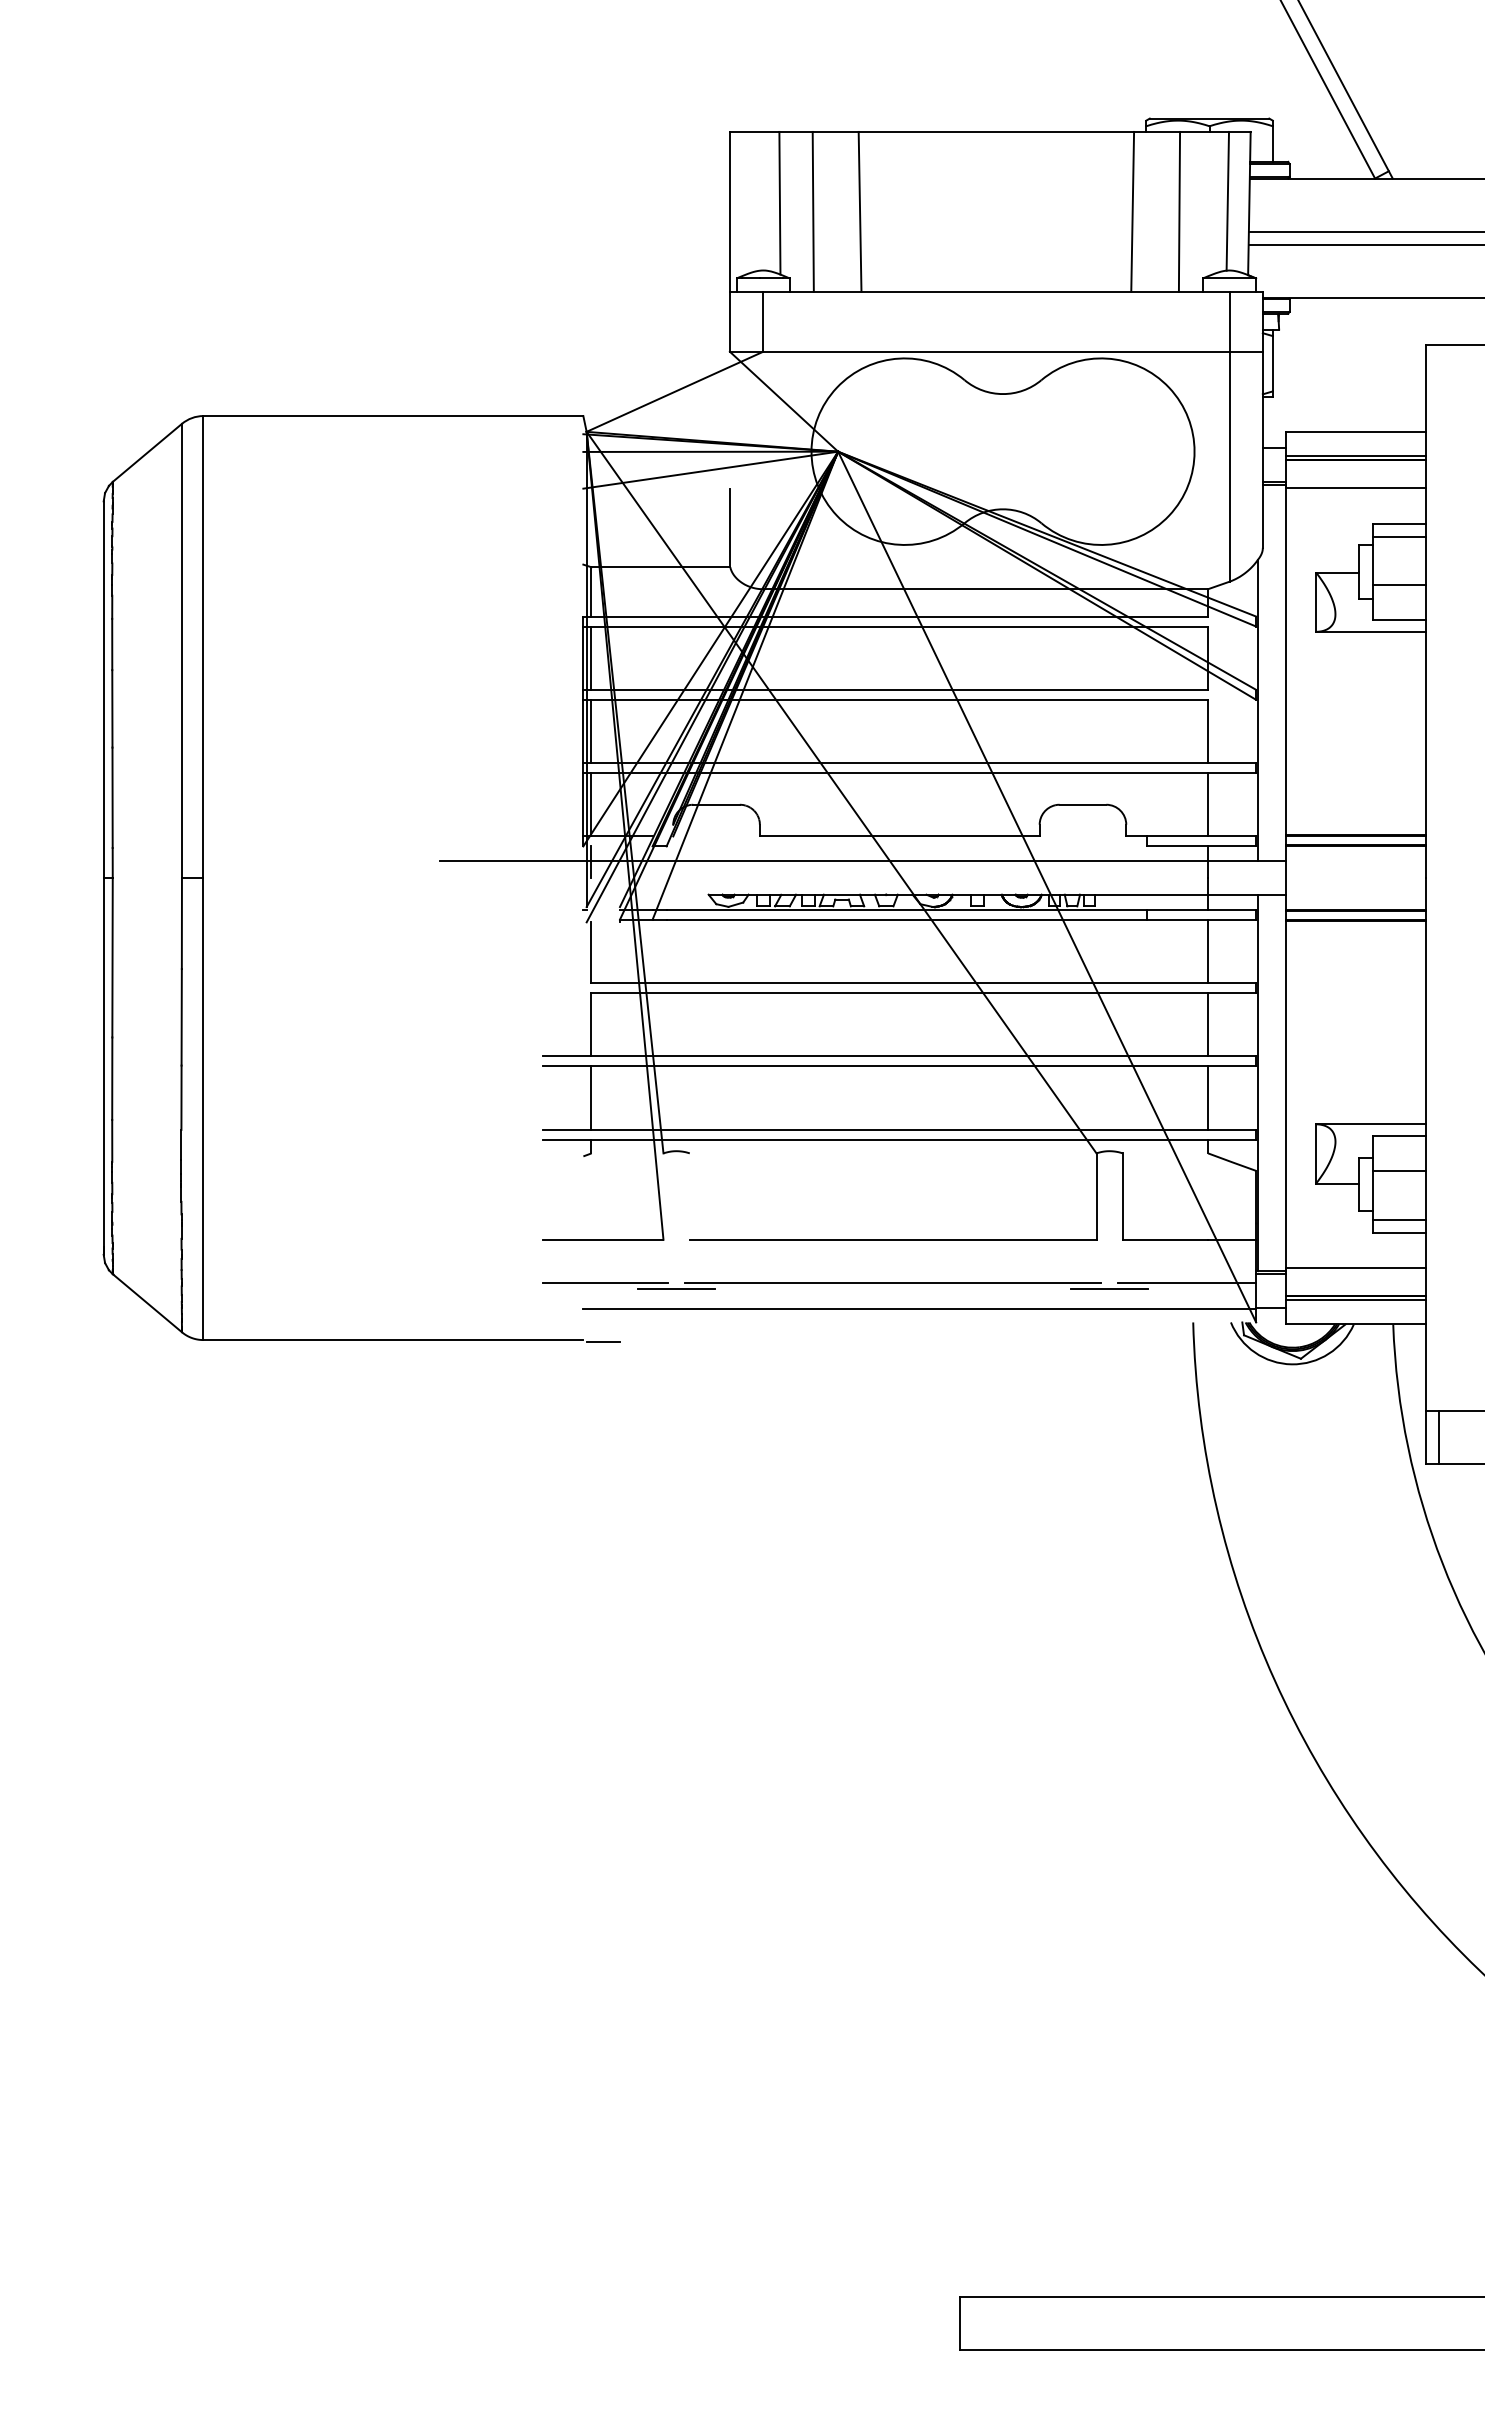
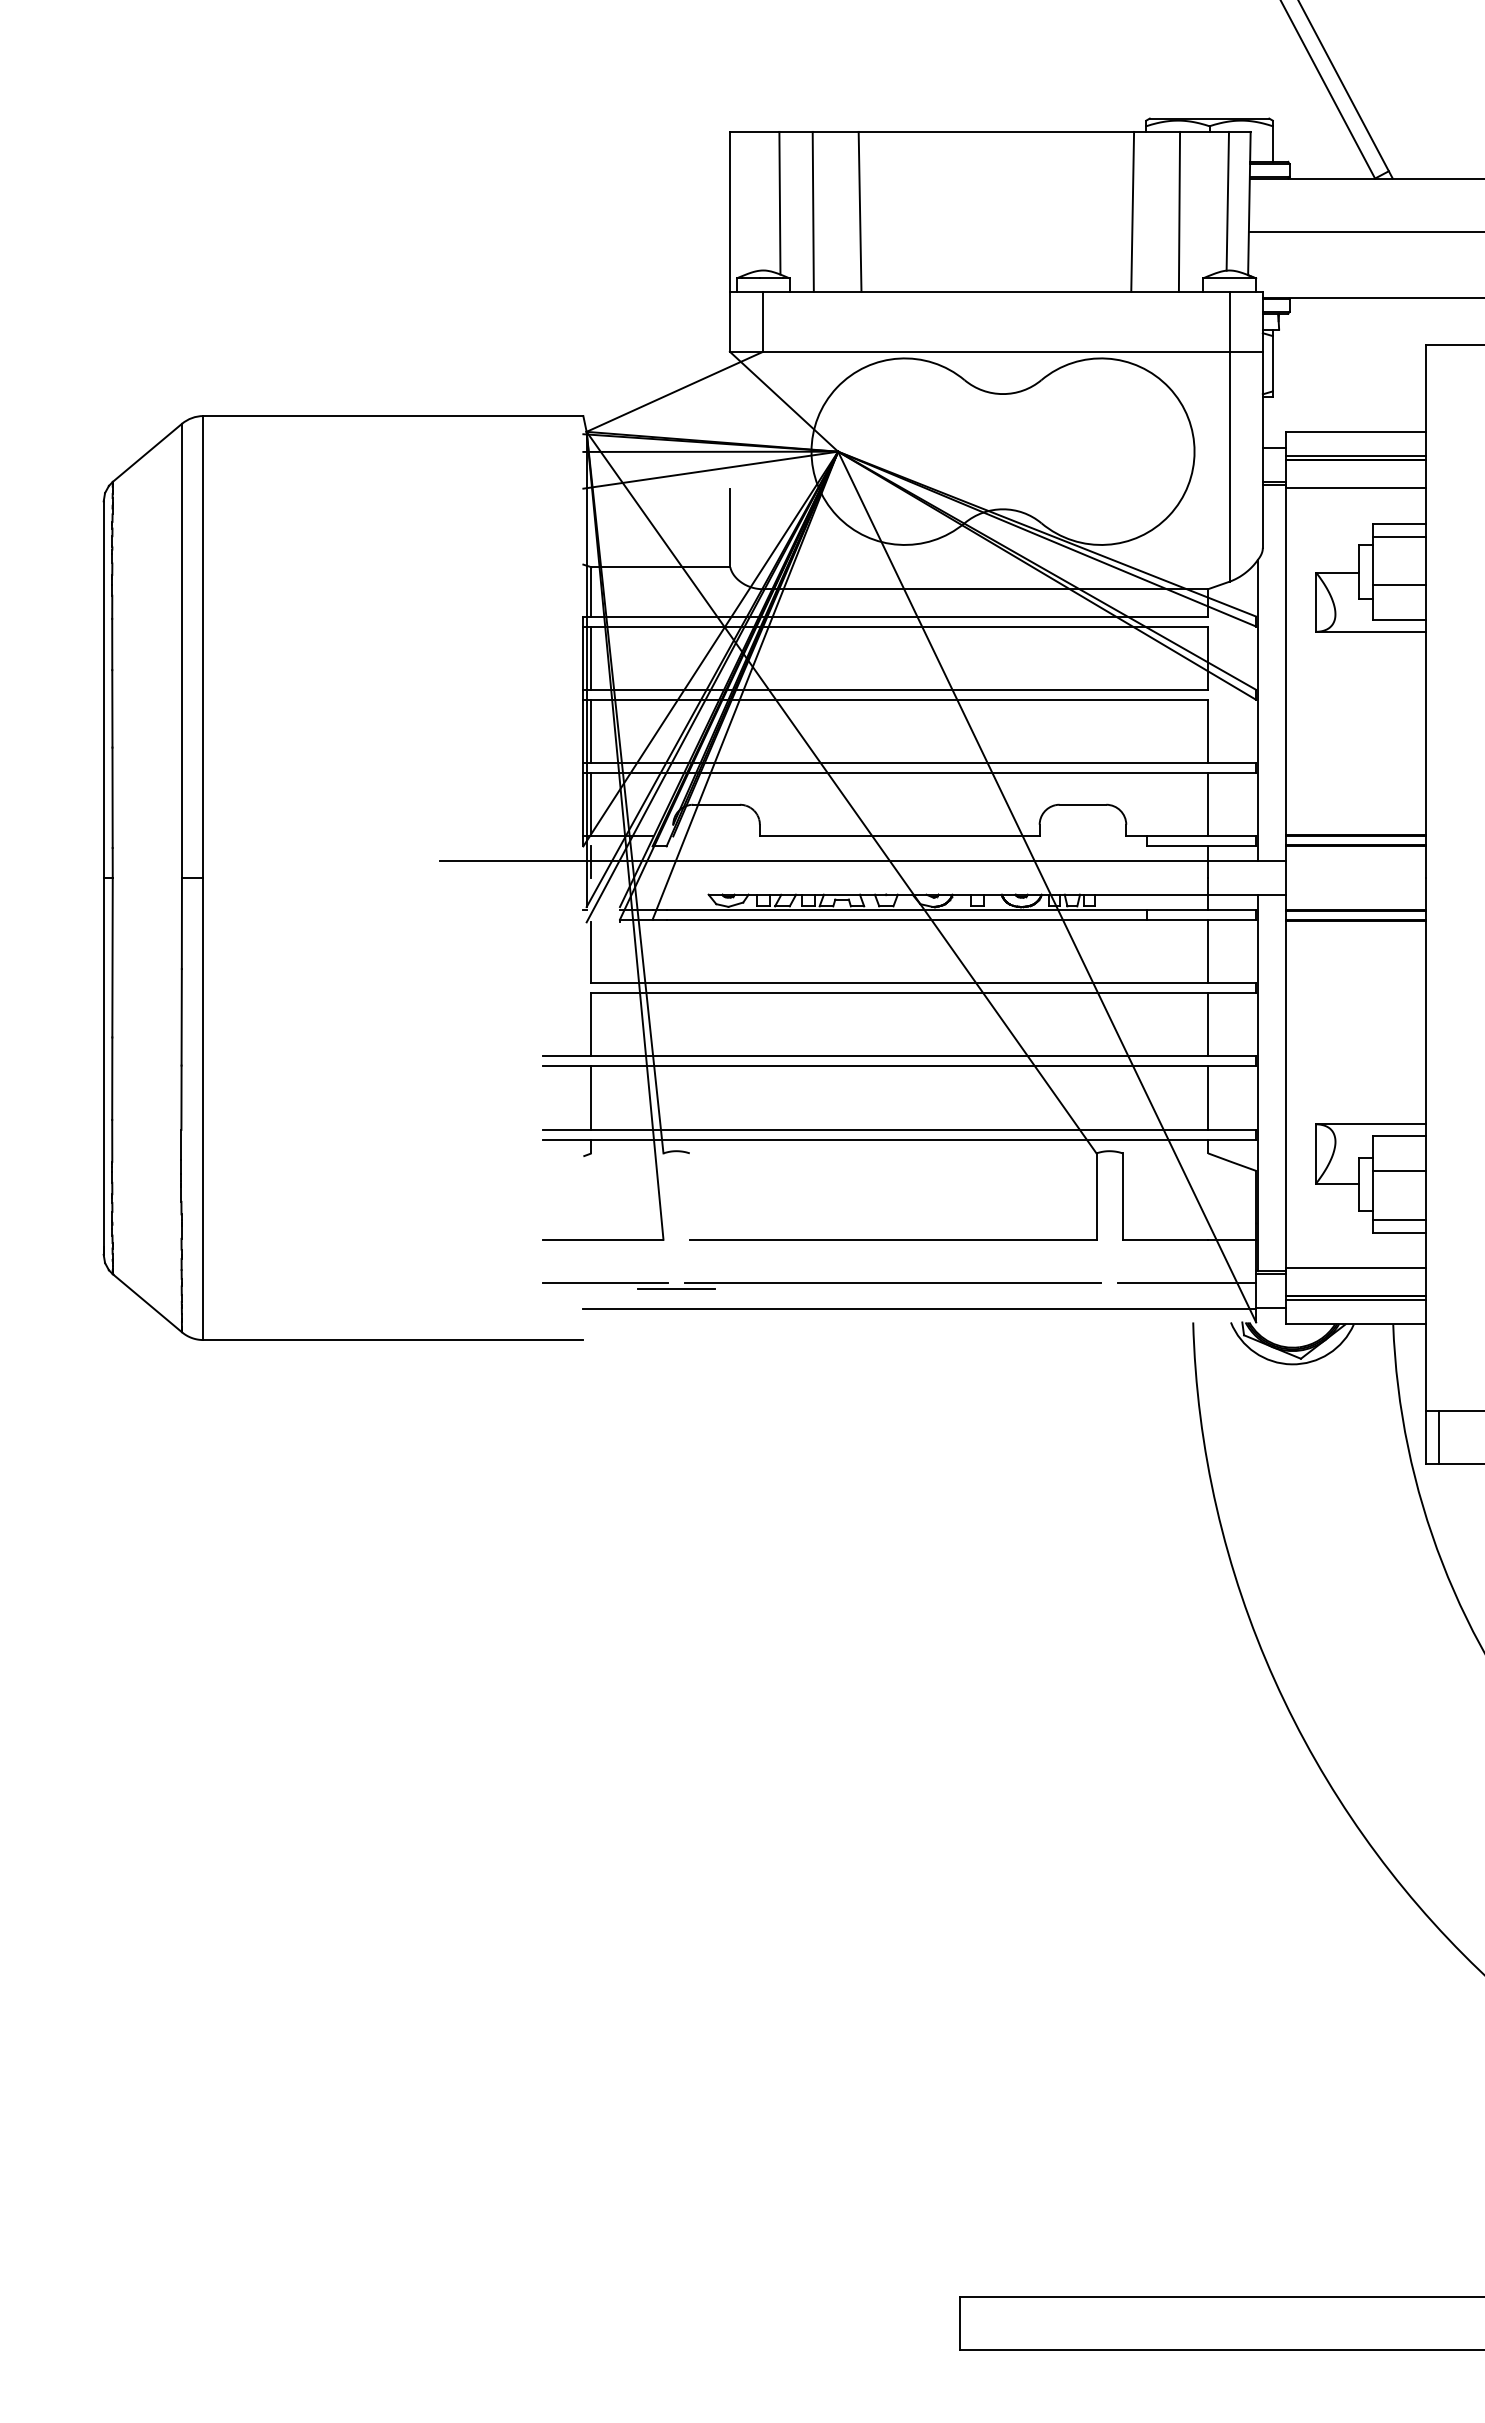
line: present -> none (1364, 245)
line: present -> none (1109, 1289)
line: present -> none (602, 1342)
